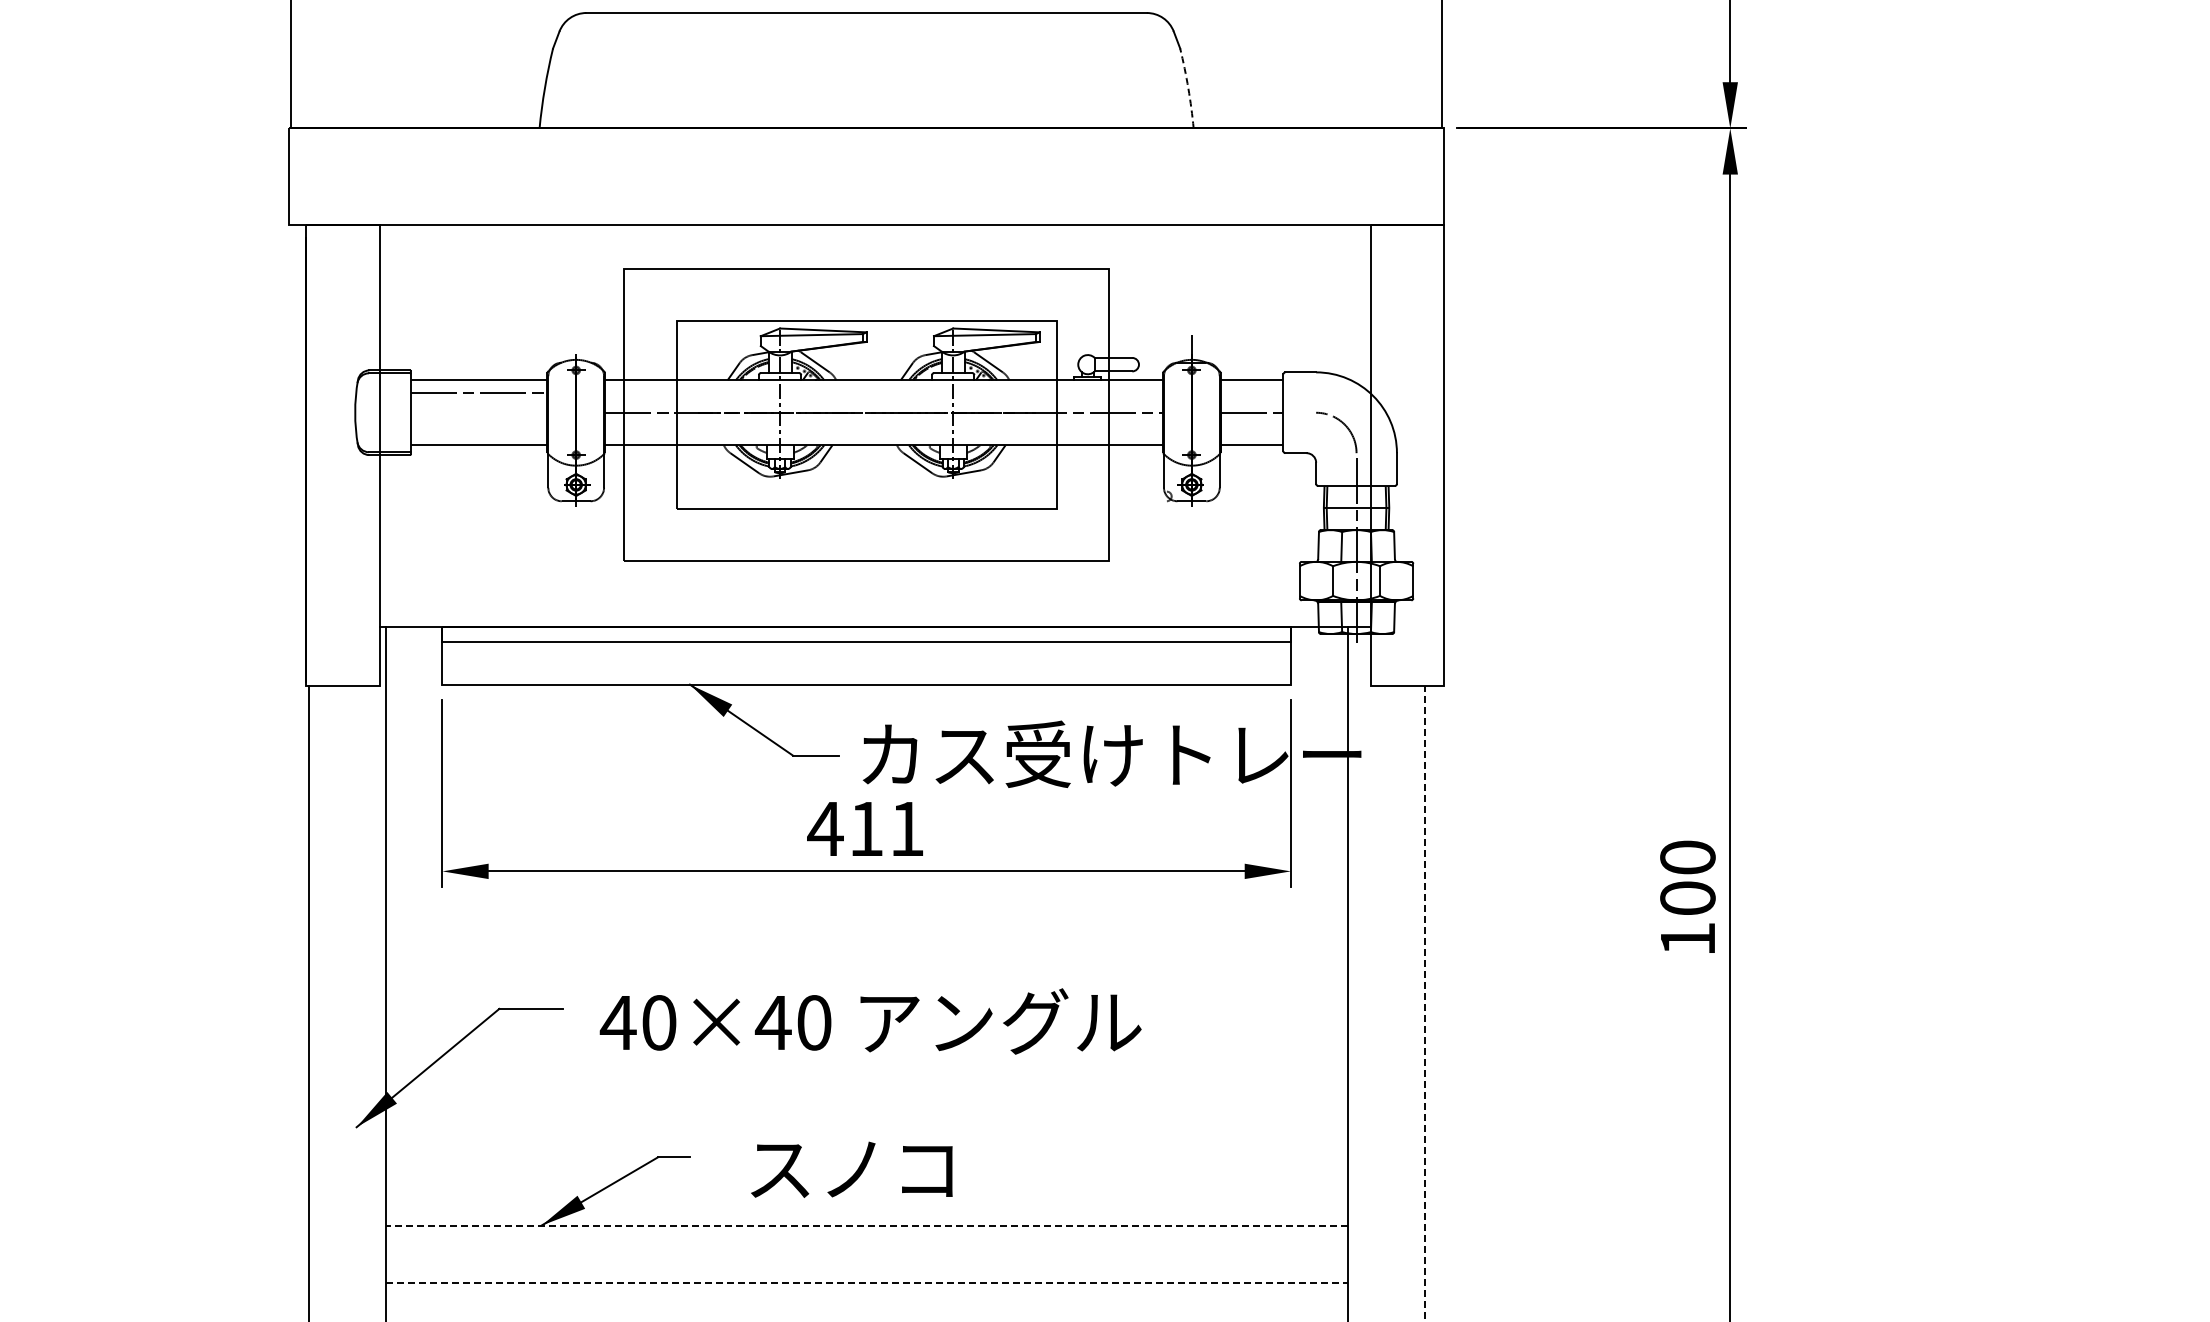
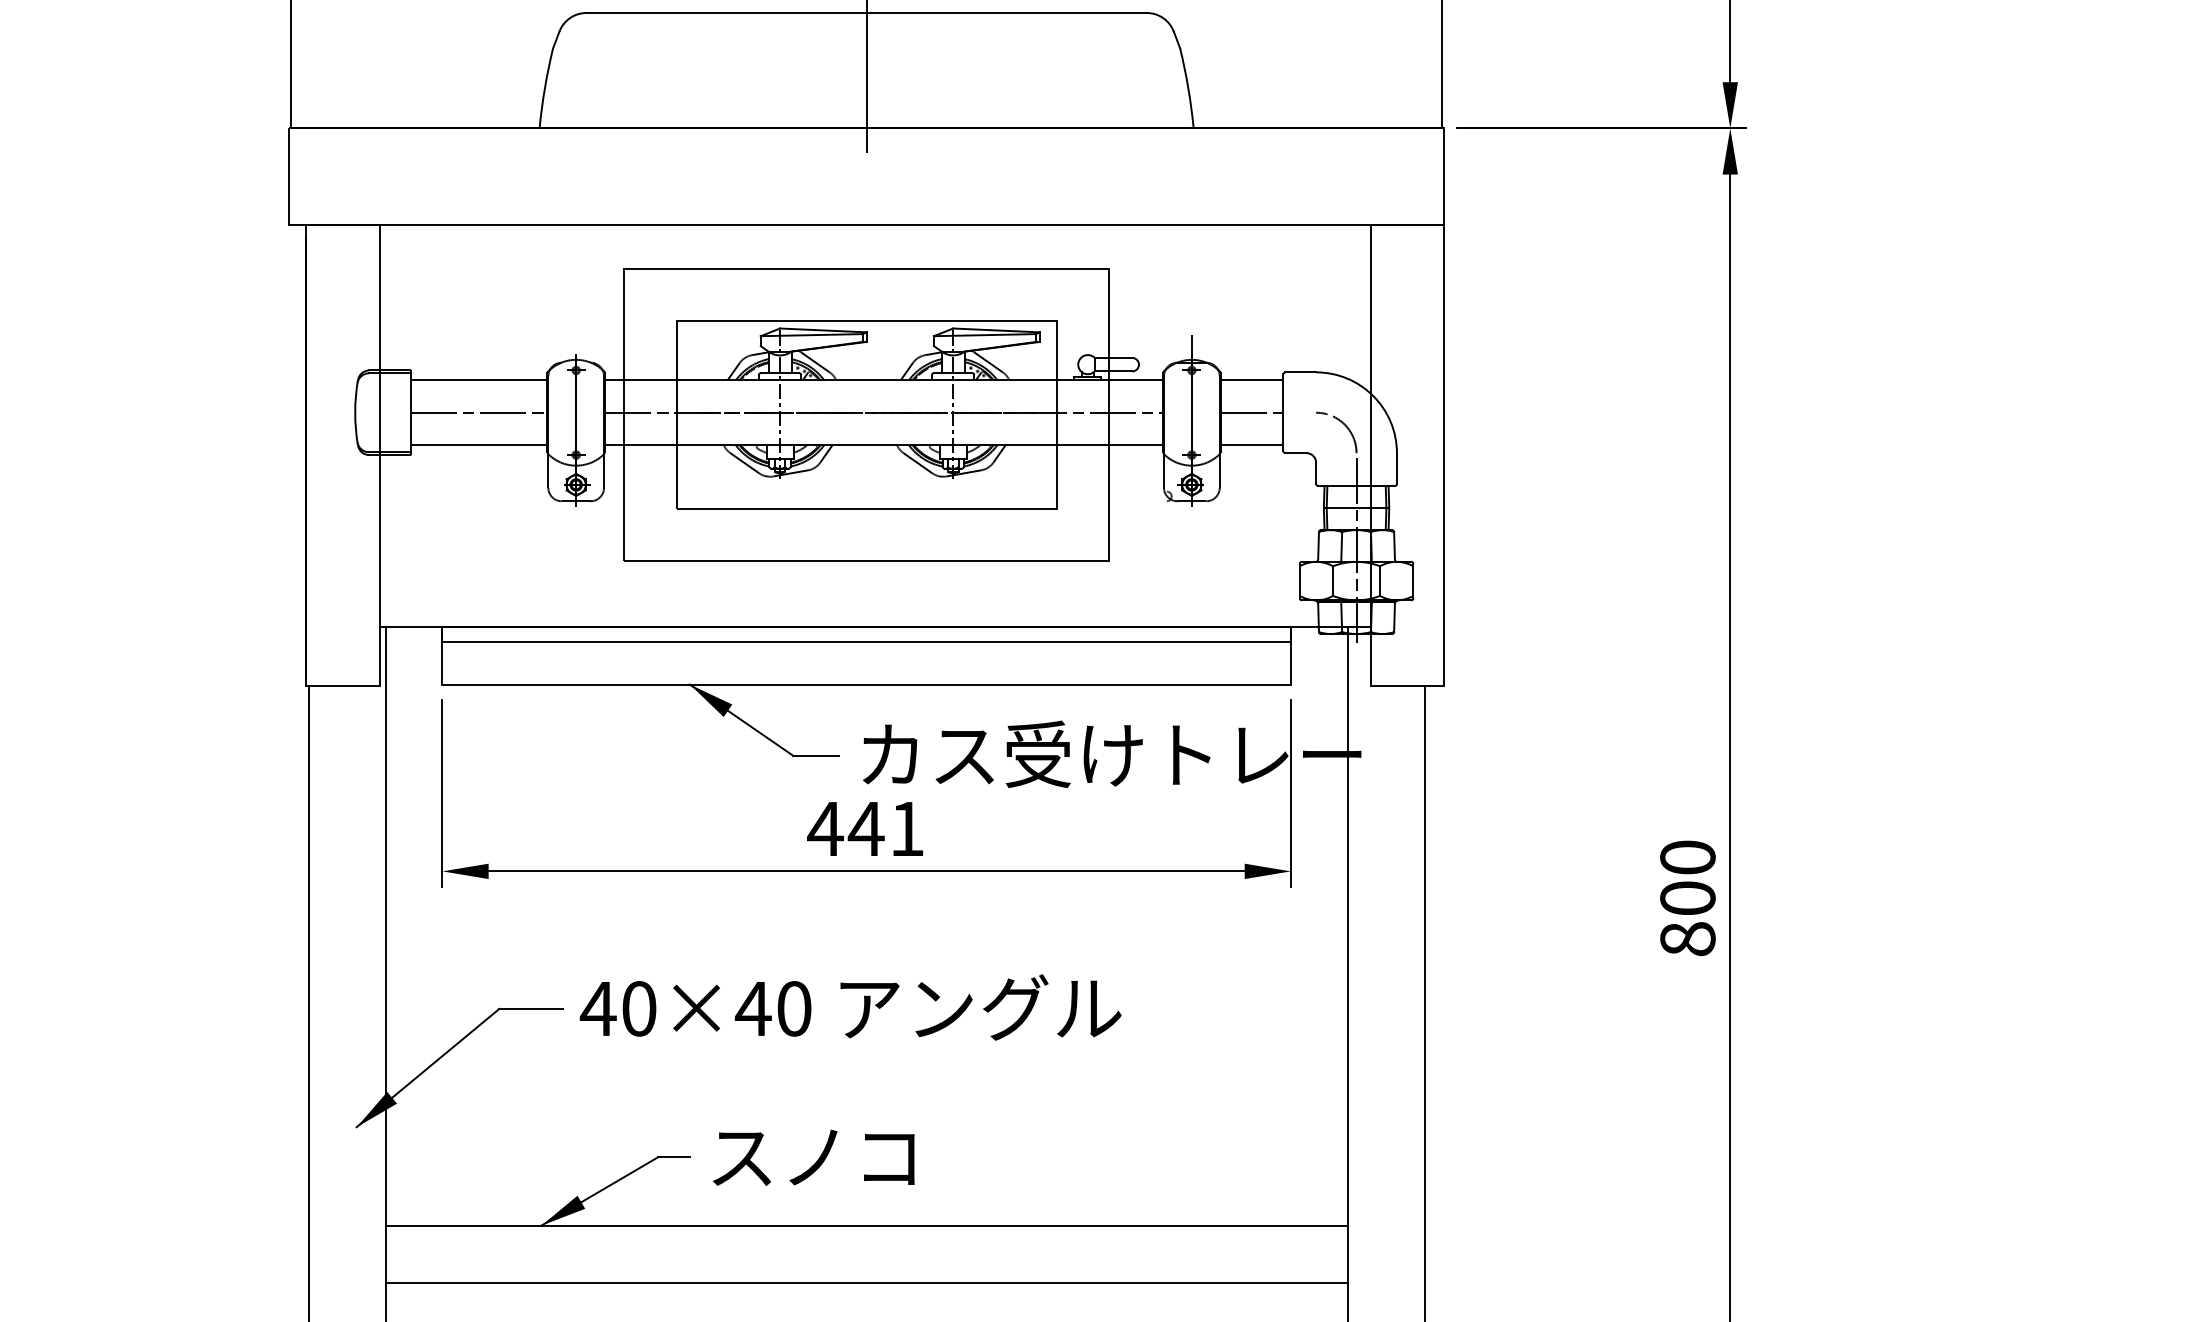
line: none -> present (866, 77)
arc: dashed -> solid (1188, 88)
line position: (478, 392) -> (478, 412) (478, 412)
text: 411 -> 441 (865, 828)
text: 100 -> 800 (1687, 939)
line: dashed -> solid (1424, 1003)
text position: (870, 1021) -> (850, 1007) (850, 1007)
text position: (851, 1169) -> (813, 1157) (813, 1157)
line: dashed -> solid (866, 1225)
line: dashed -> solid (866, 1283)
